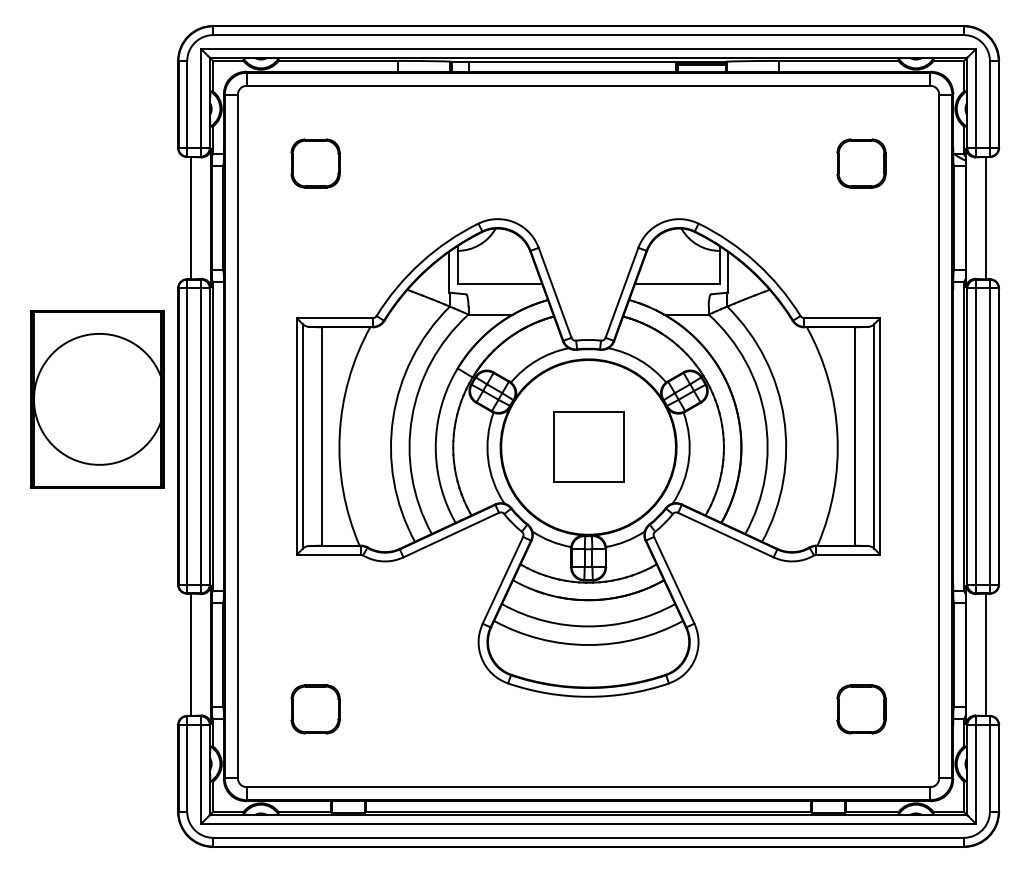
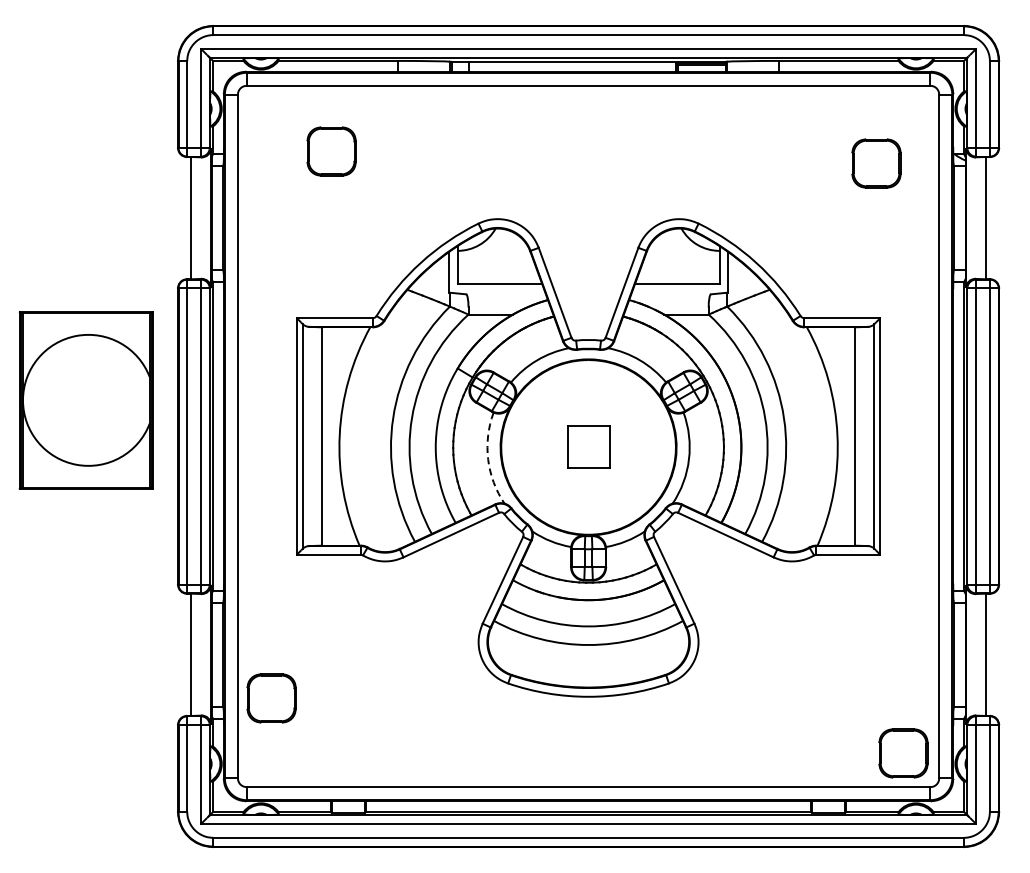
part position: (315, 163) -> (331, 151) (331, 151)
part position: (861, 163) -> (876, 163) (876, 163)
part position: (96, 399) -> (85, 400) (85, 400)
part size: 72x72 px -> 44x44 px (588, 446)
arc: solid -> dashed (488, 459)
part position: (315, 709) -> (271, 698) (271, 698)
part position: (861, 709) -> (903, 753) (903, 753)
